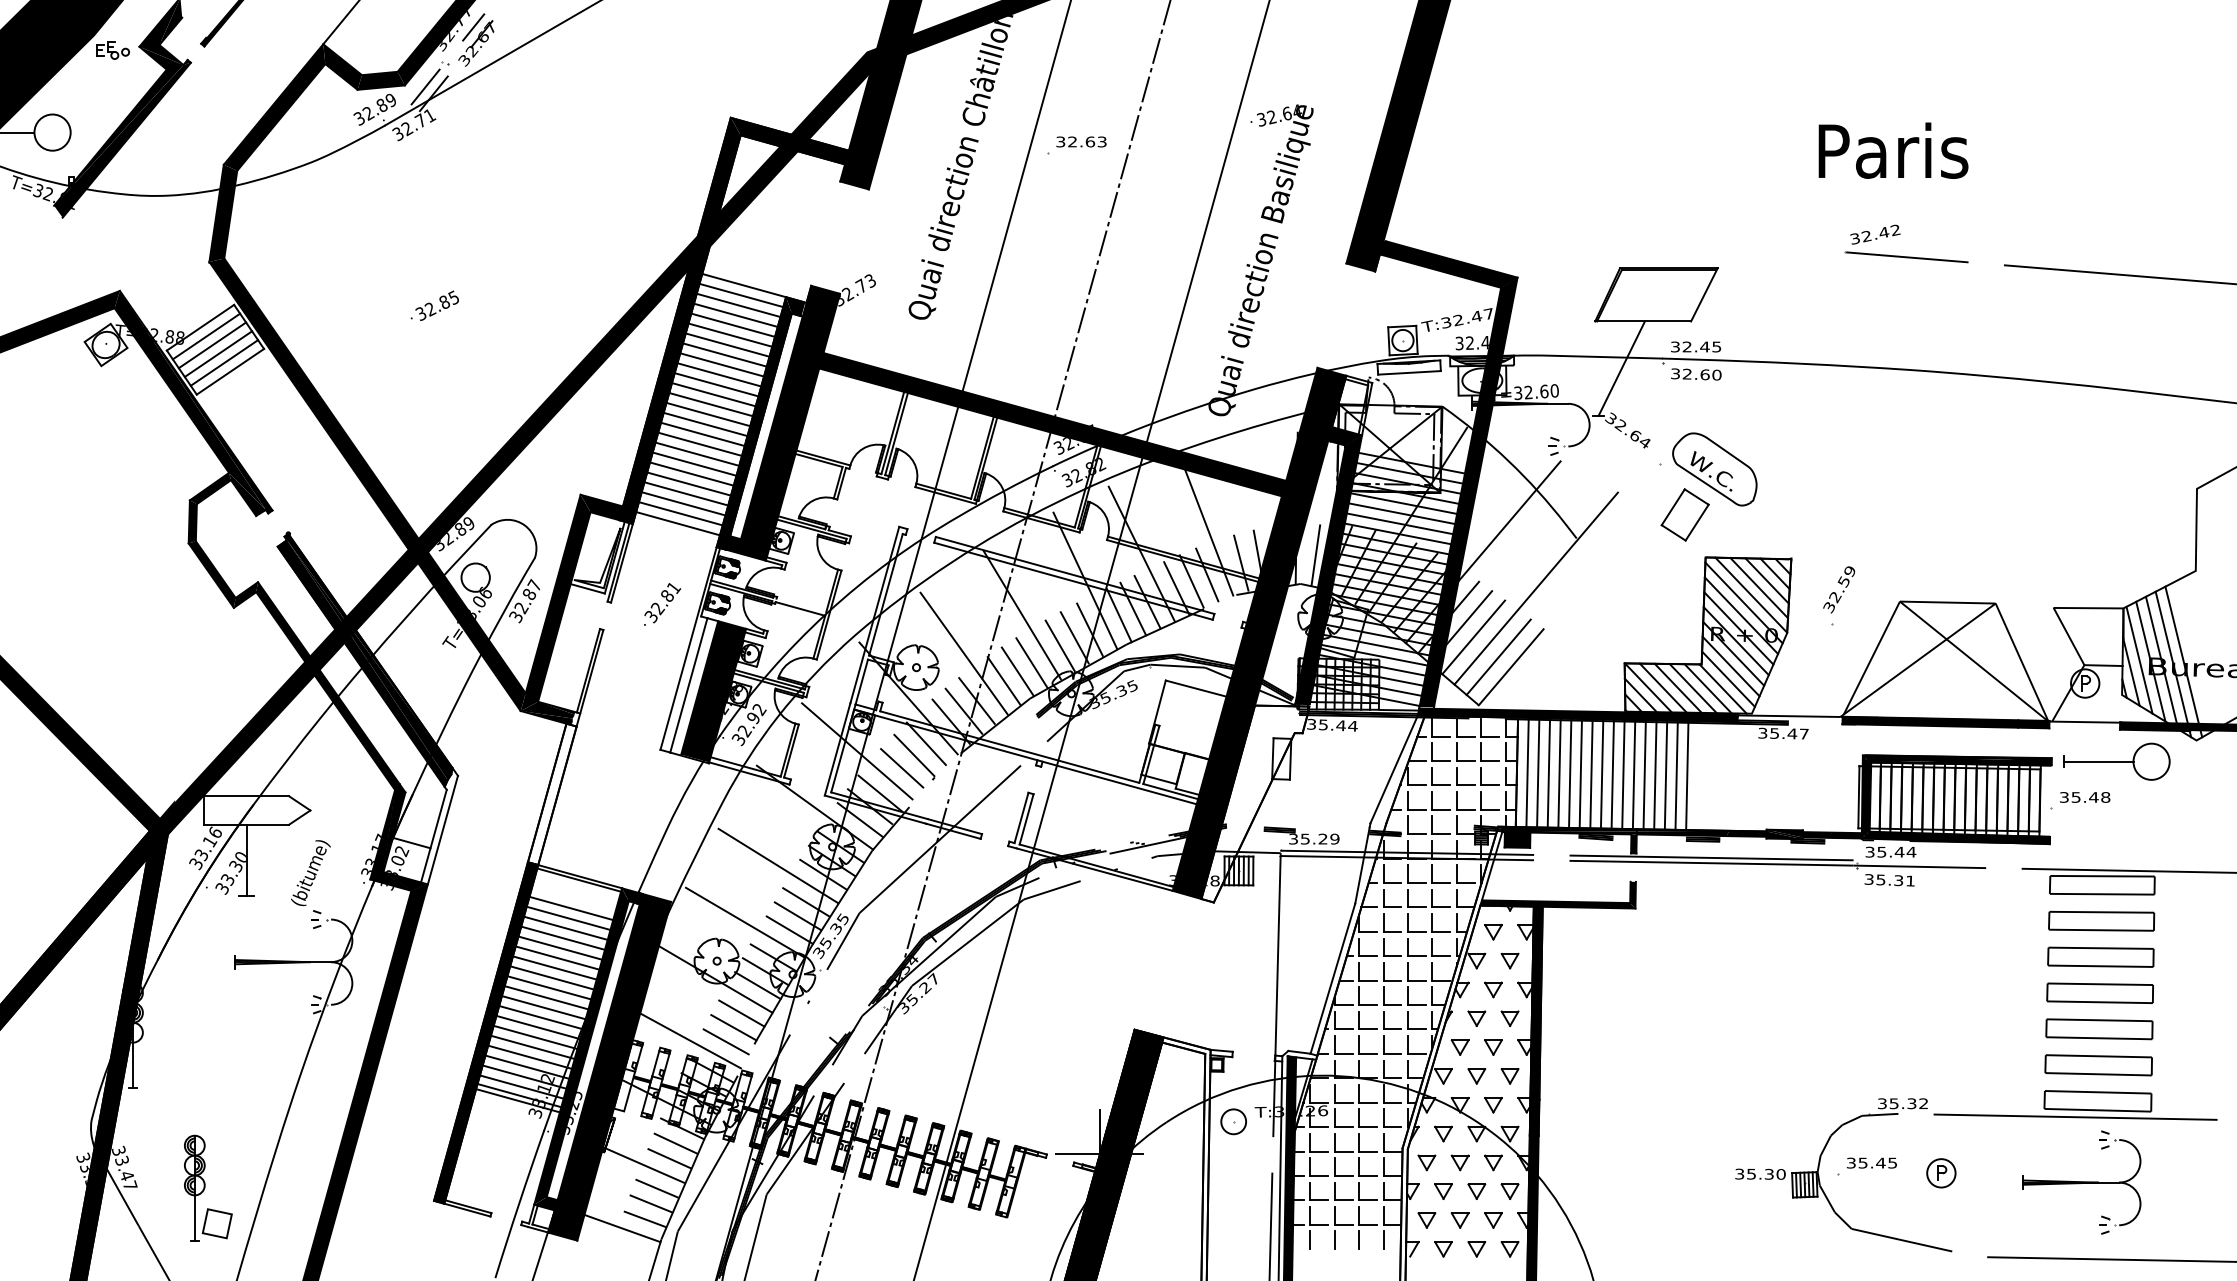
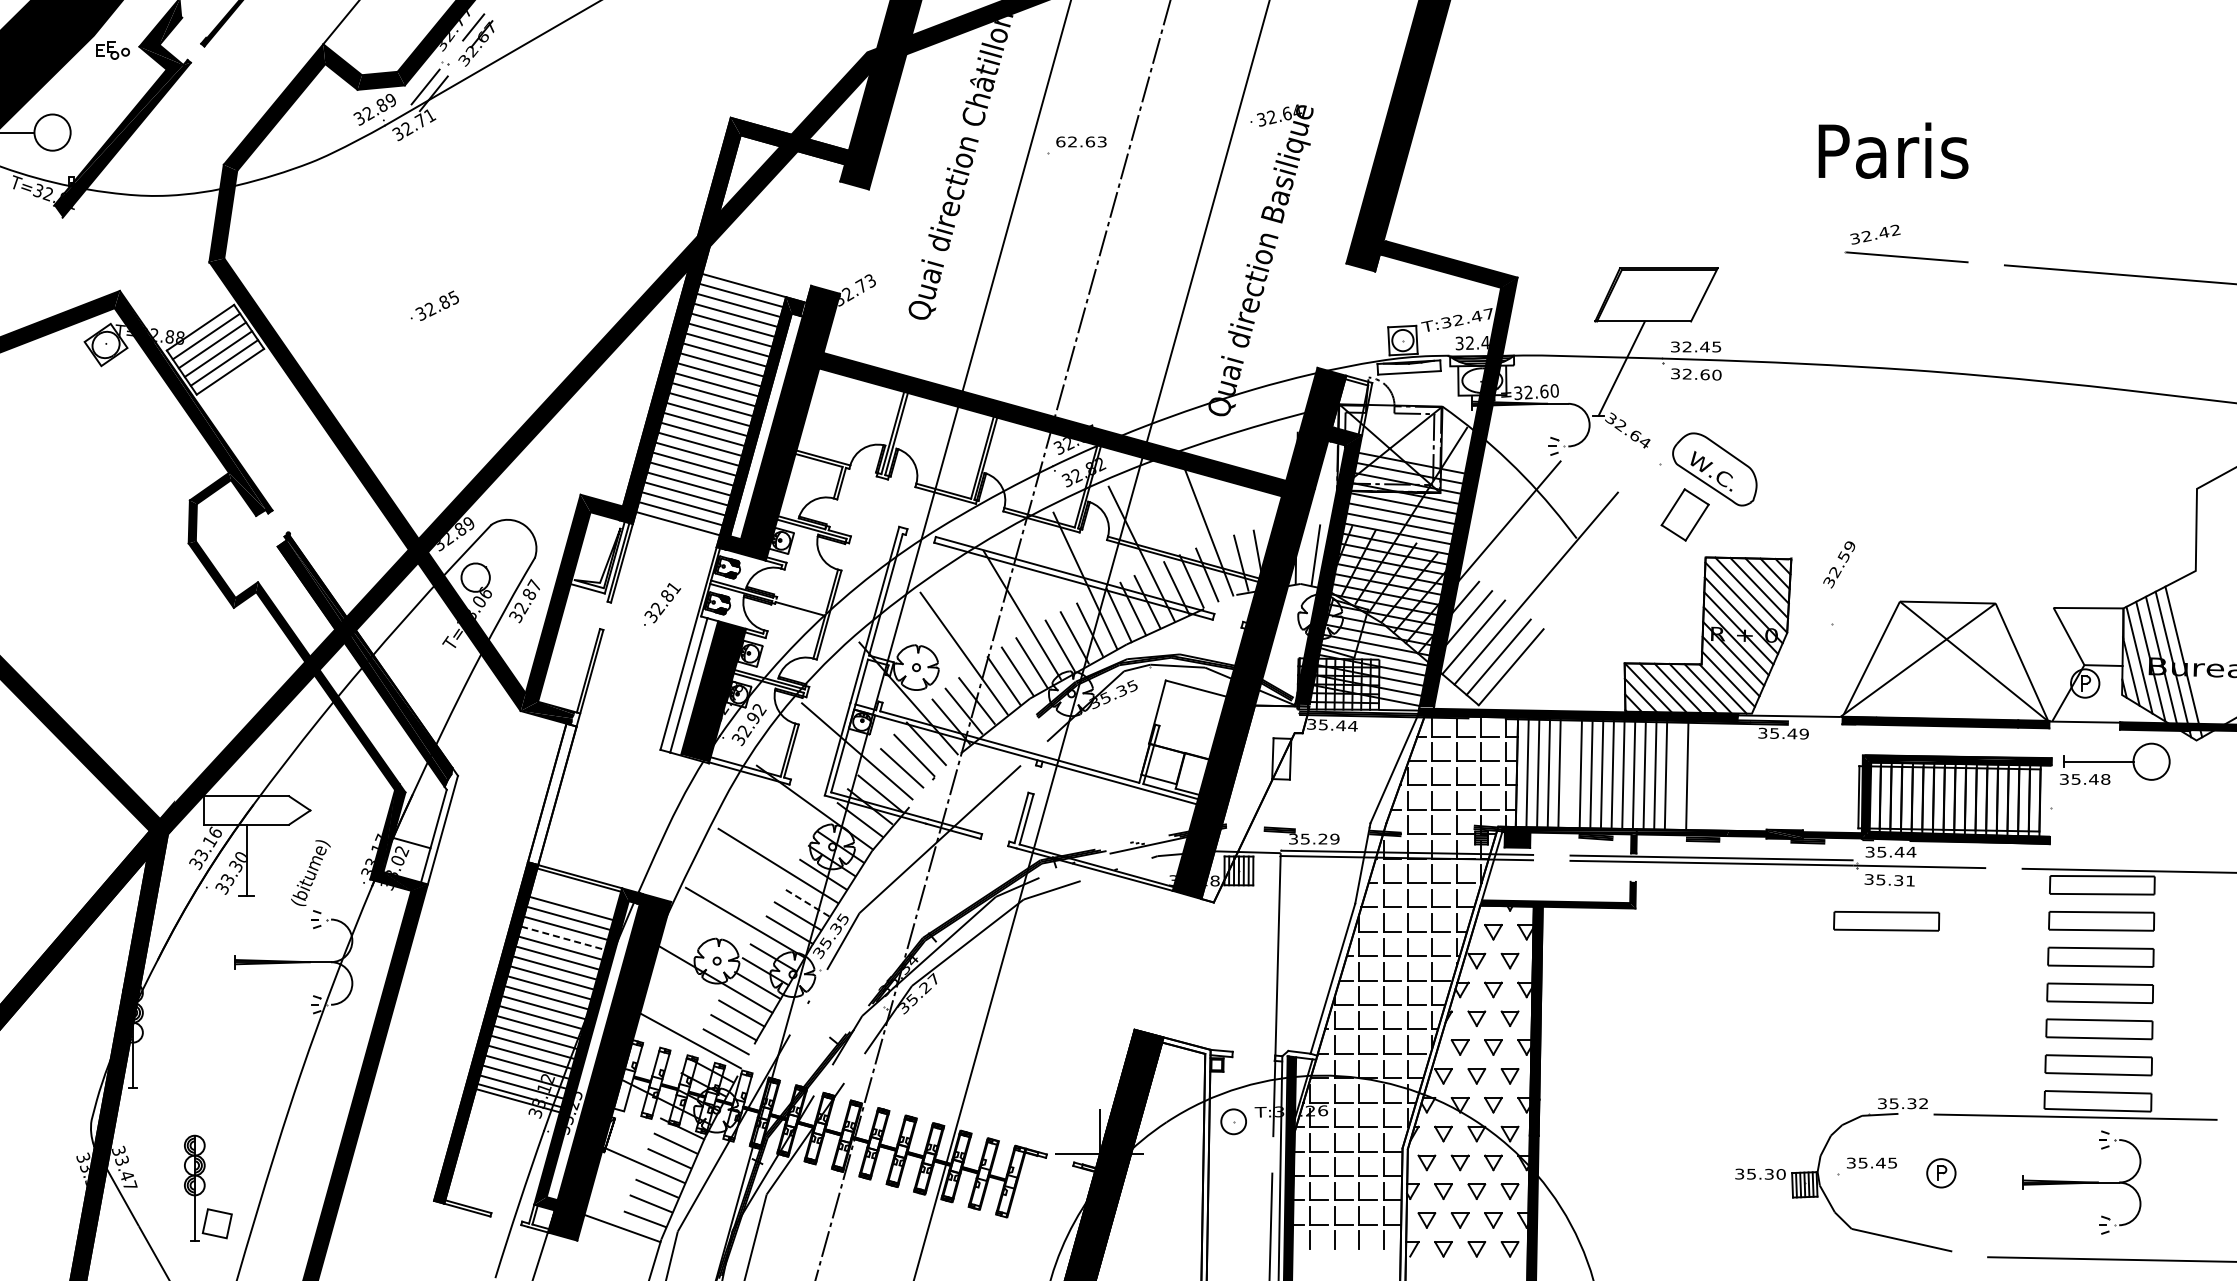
text: 32.63 -> 62.63 (1060, 141)
text position: (1839, 589) -> (1839, 564) (1839, 564)
text: 35.47 -> 35.49 (1803, 733)
line: present -> none (1570, 773)
line: present -> none (1676, 774)
text position: (2085, 797) -> (2085, 779) (2085, 779)
line: solid -> dashed (805, 902)
part: none -> present (1886, 920)
line: solid -> dashed (563, 938)
